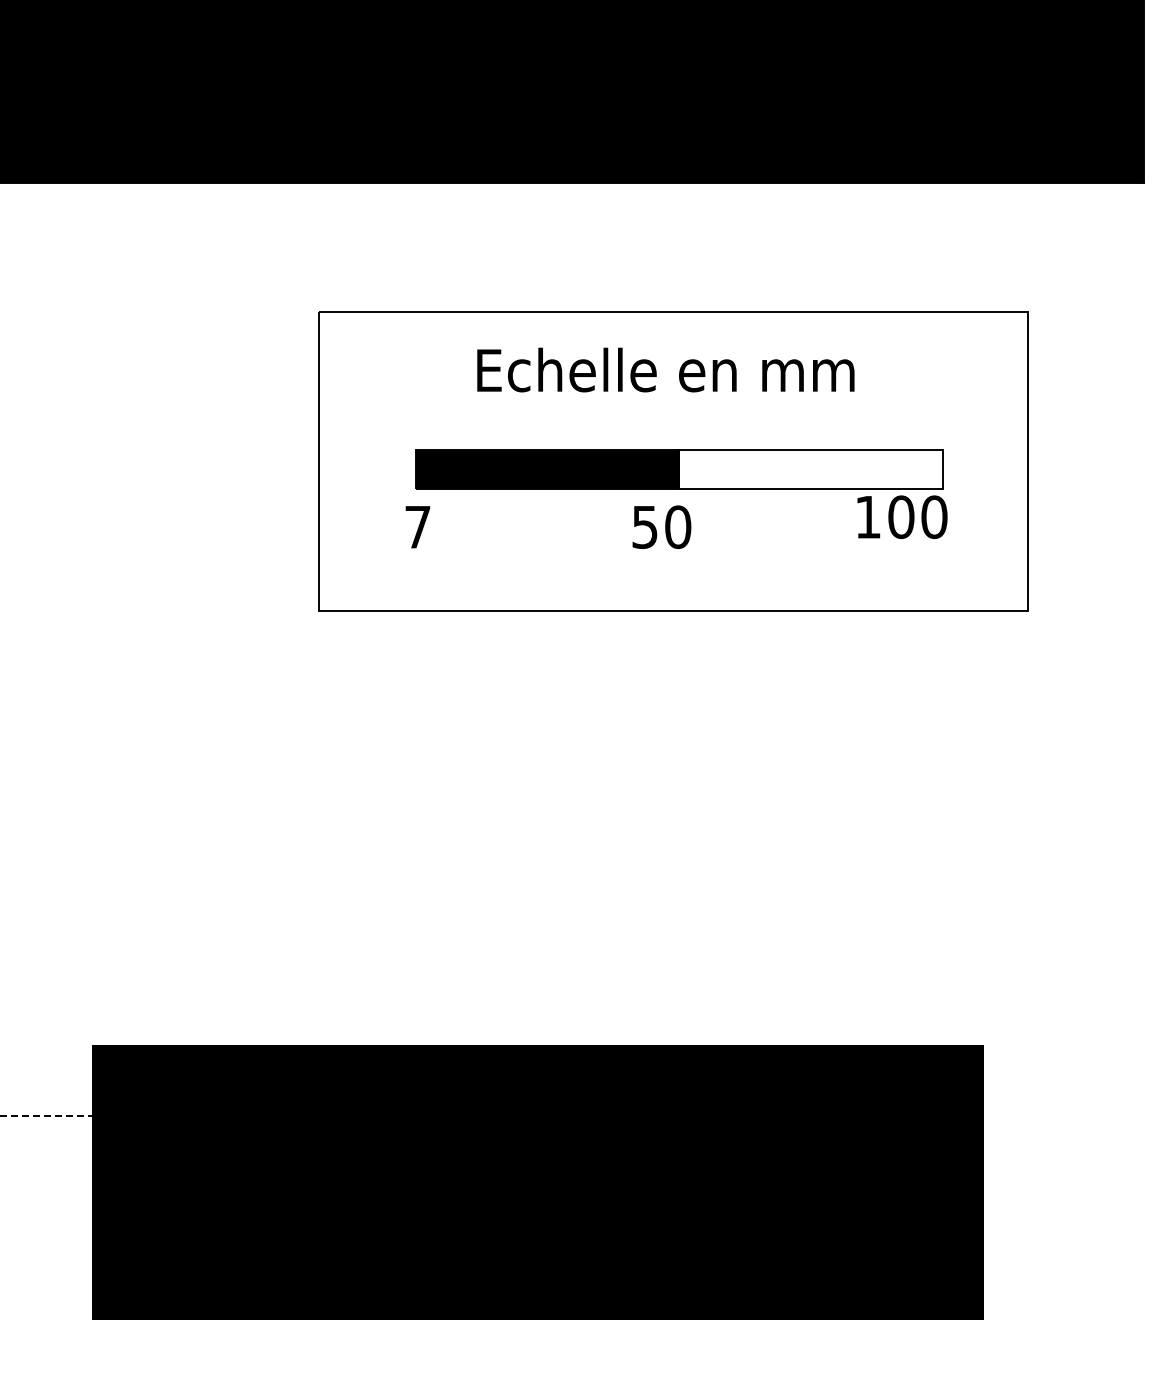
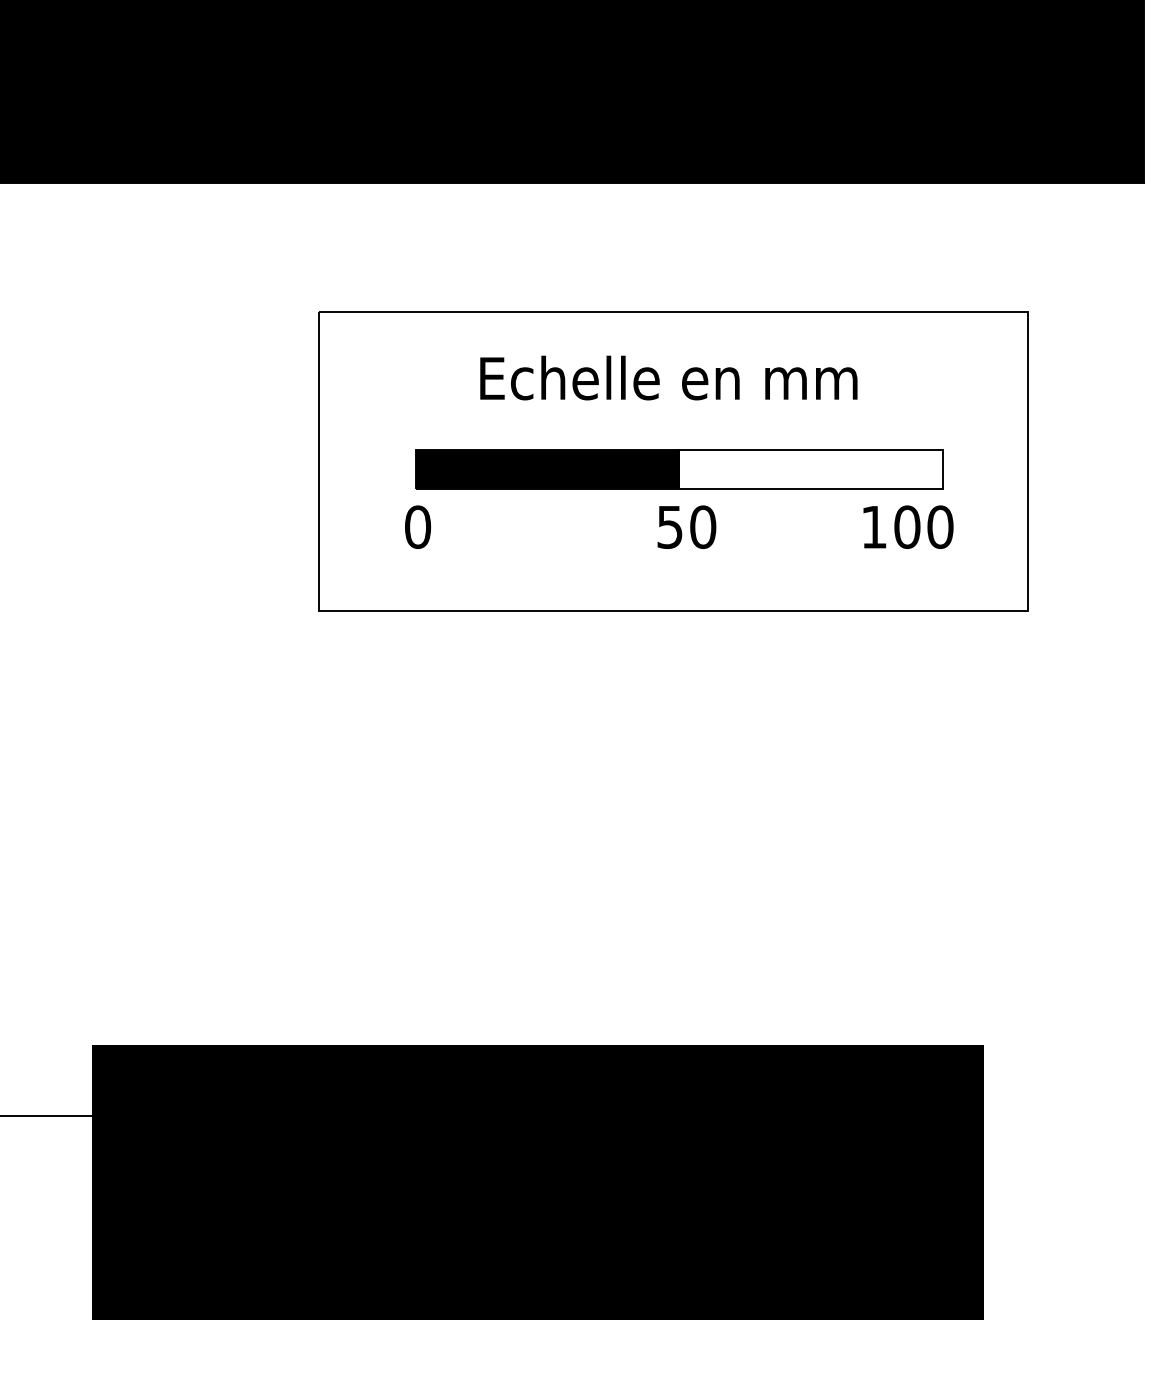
text position: (665, 369) -> (668, 377) (668, 377)
text position: (902, 516) -> (908, 526) (908, 526)
text: 7 -> 0 (418, 526)
text position: (661, 526) -> (686, 526) (686, 526)
line: dashed -> solid (46, 1115)
